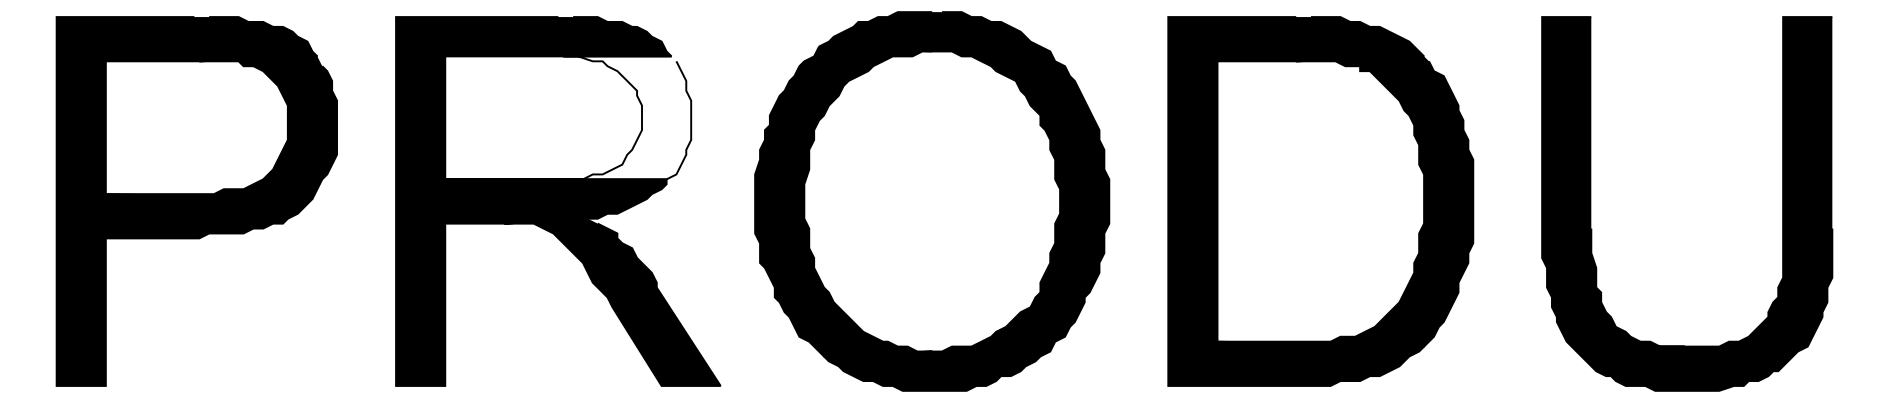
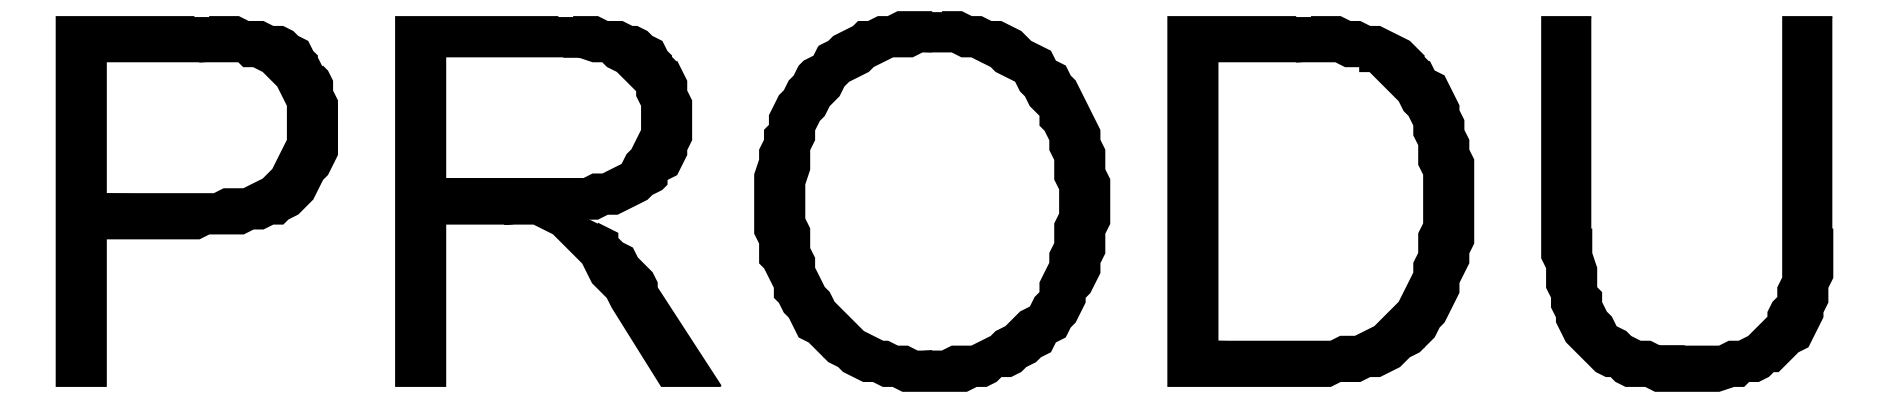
fill: none -> present (568, 117)
